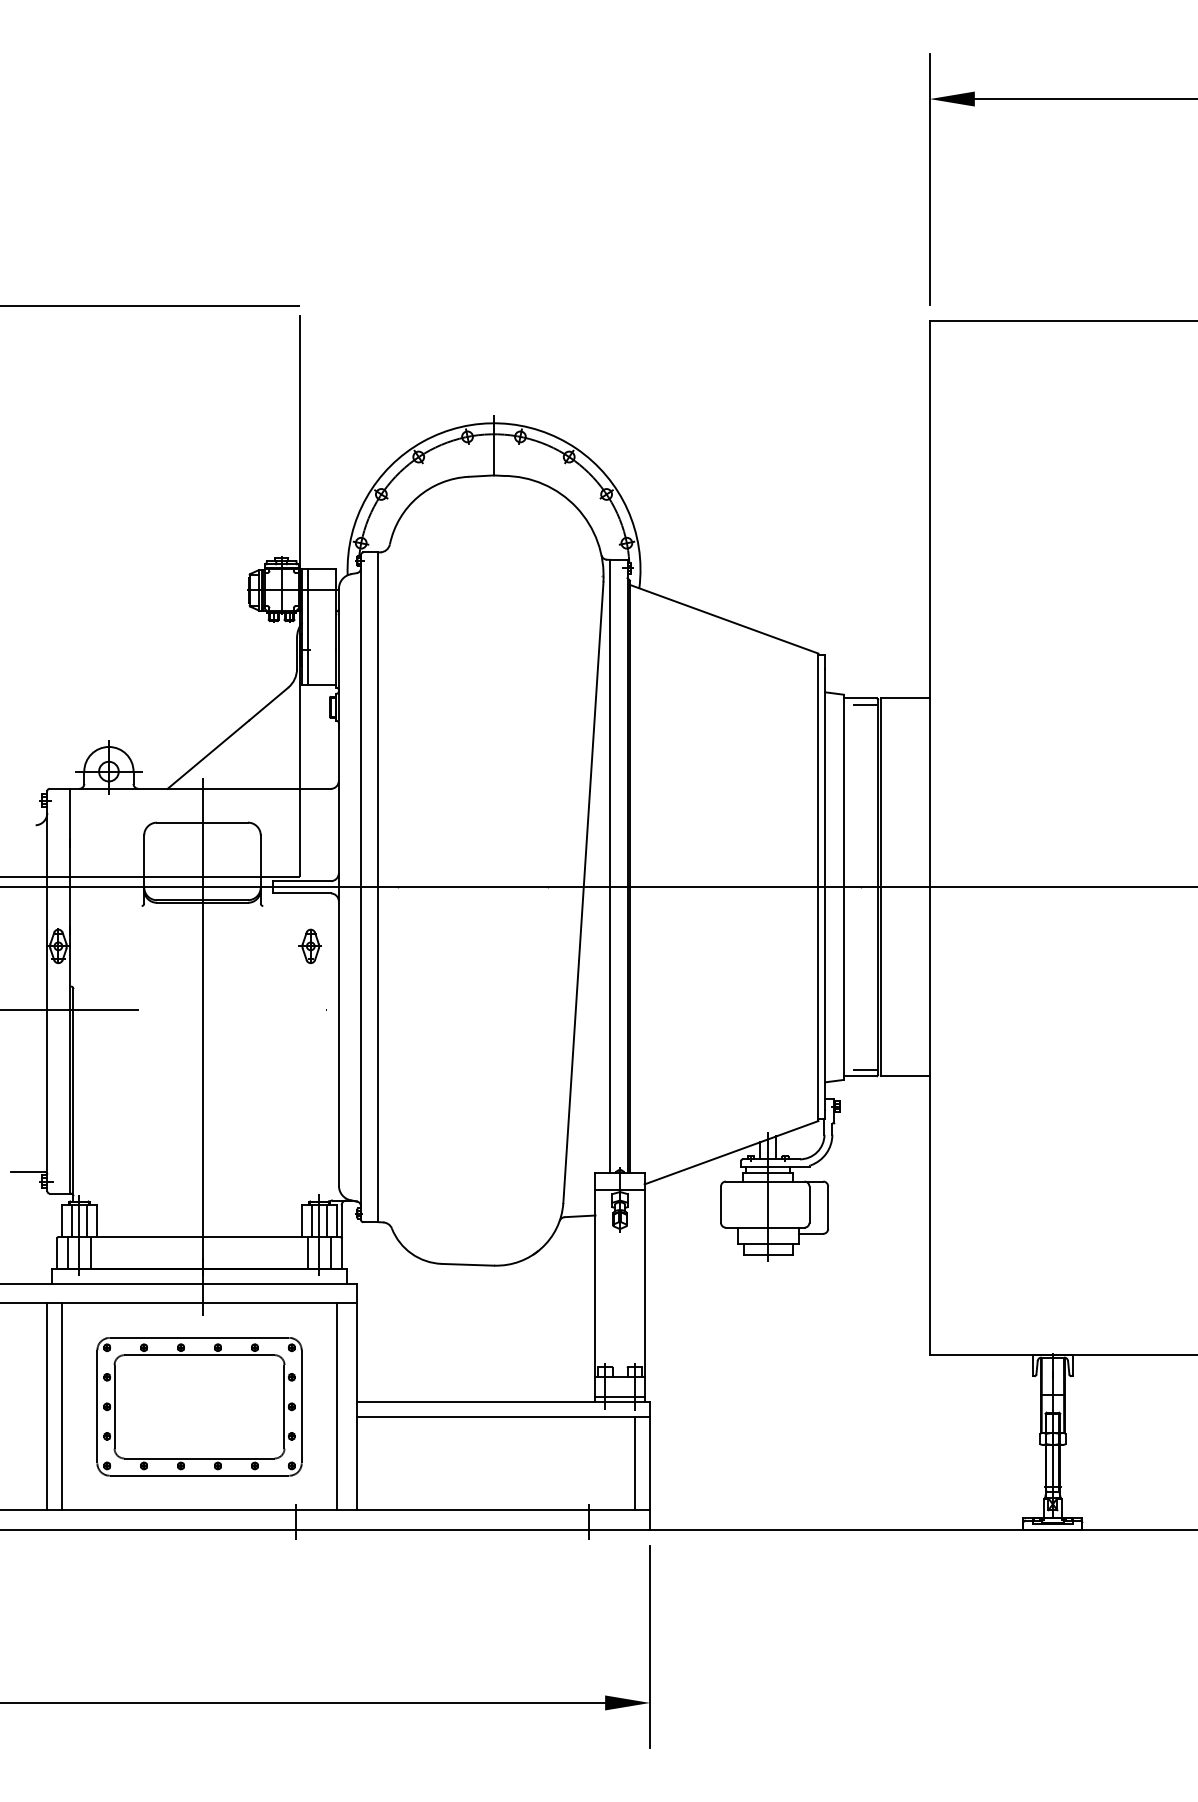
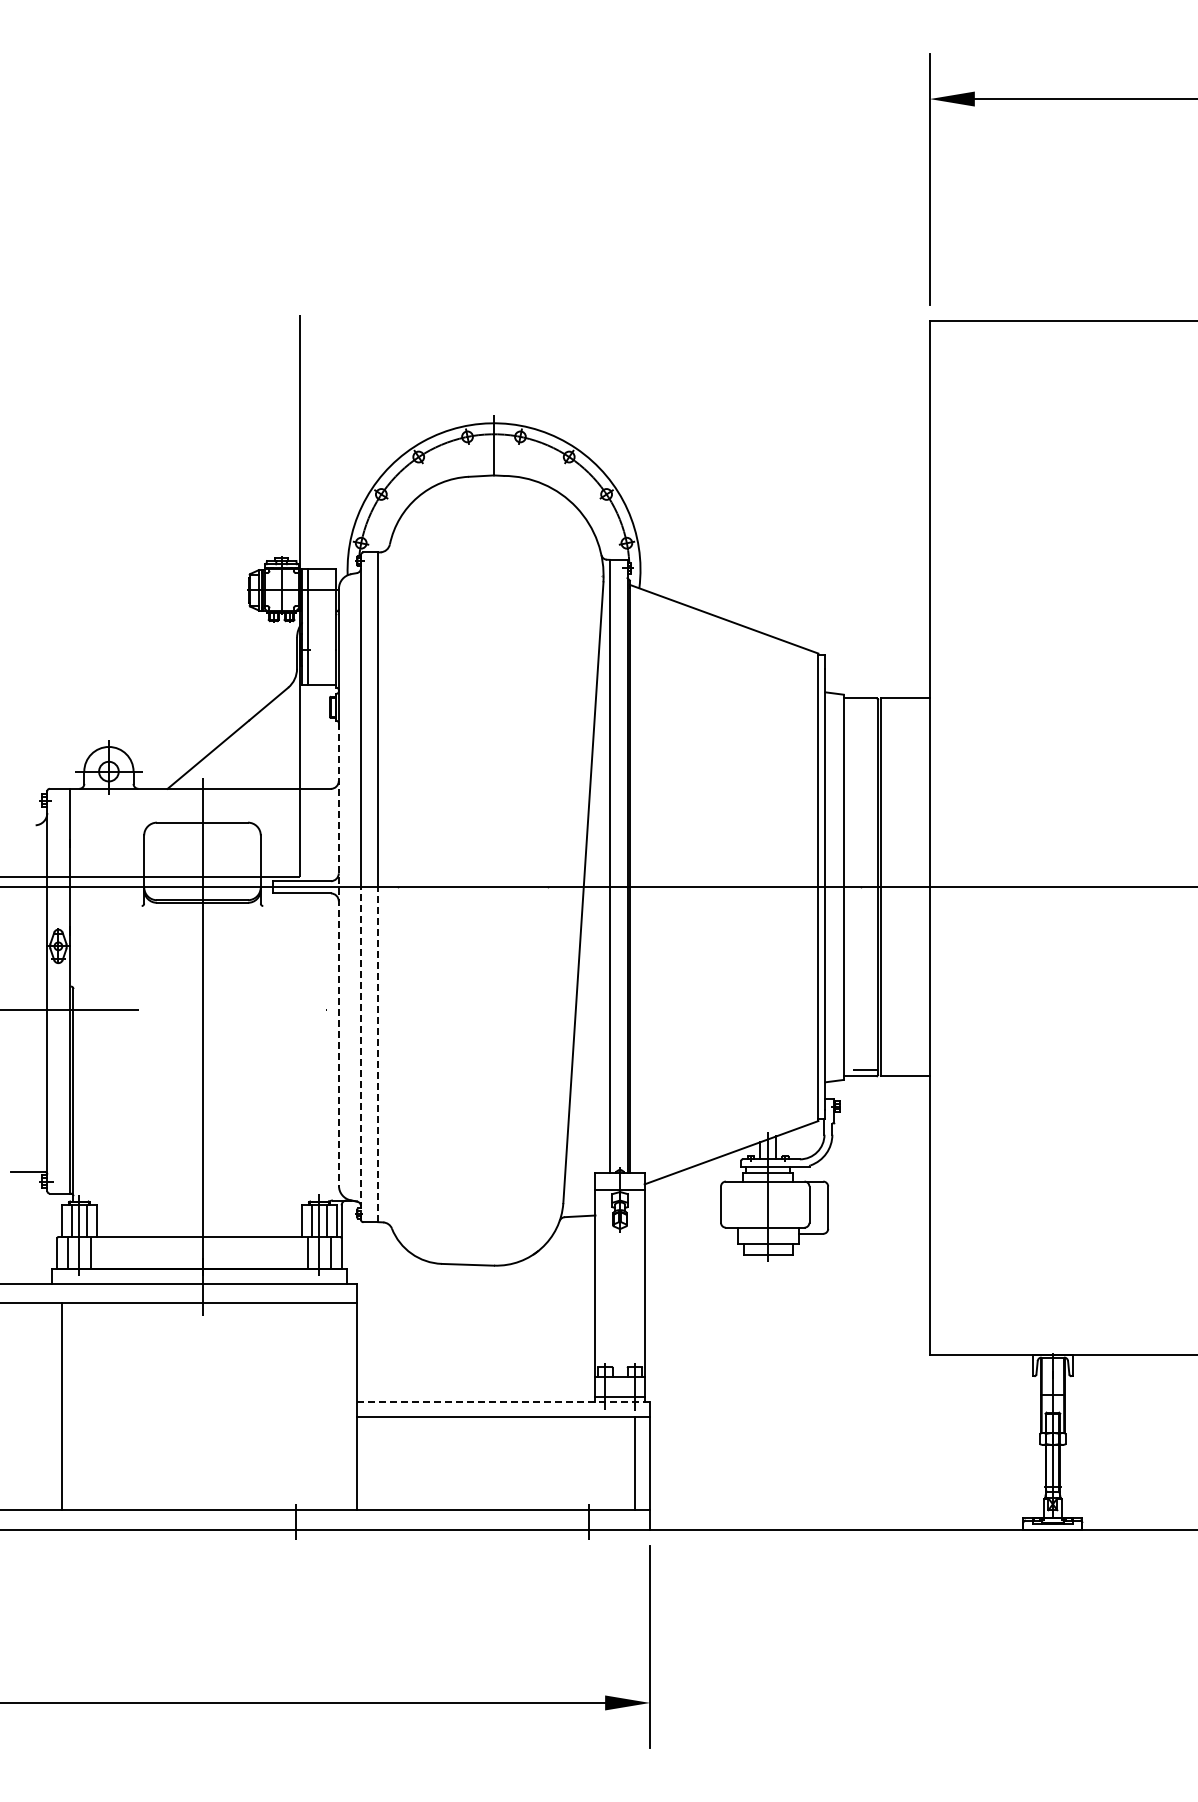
line: present -> none (150, 306)
line: present -> none (865, 705)
part: present -> none (309, 945)
line: solid -> dashed (338, 955)
line: solid -> dashed (361, 1053)
line: solid -> dashed (378, 1054)
line: solid -> dashed (503, 1401)
line: present -> none (46, 1406)
part: present -> none (199, 1406)
line: present -> none (337, 1406)
